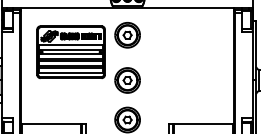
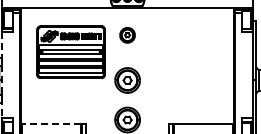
part size: 27x27 px -> 17x17 px (127, 35)
line: solid -> dashed (2, 75)
line: solid -> dashed (51, 124)
